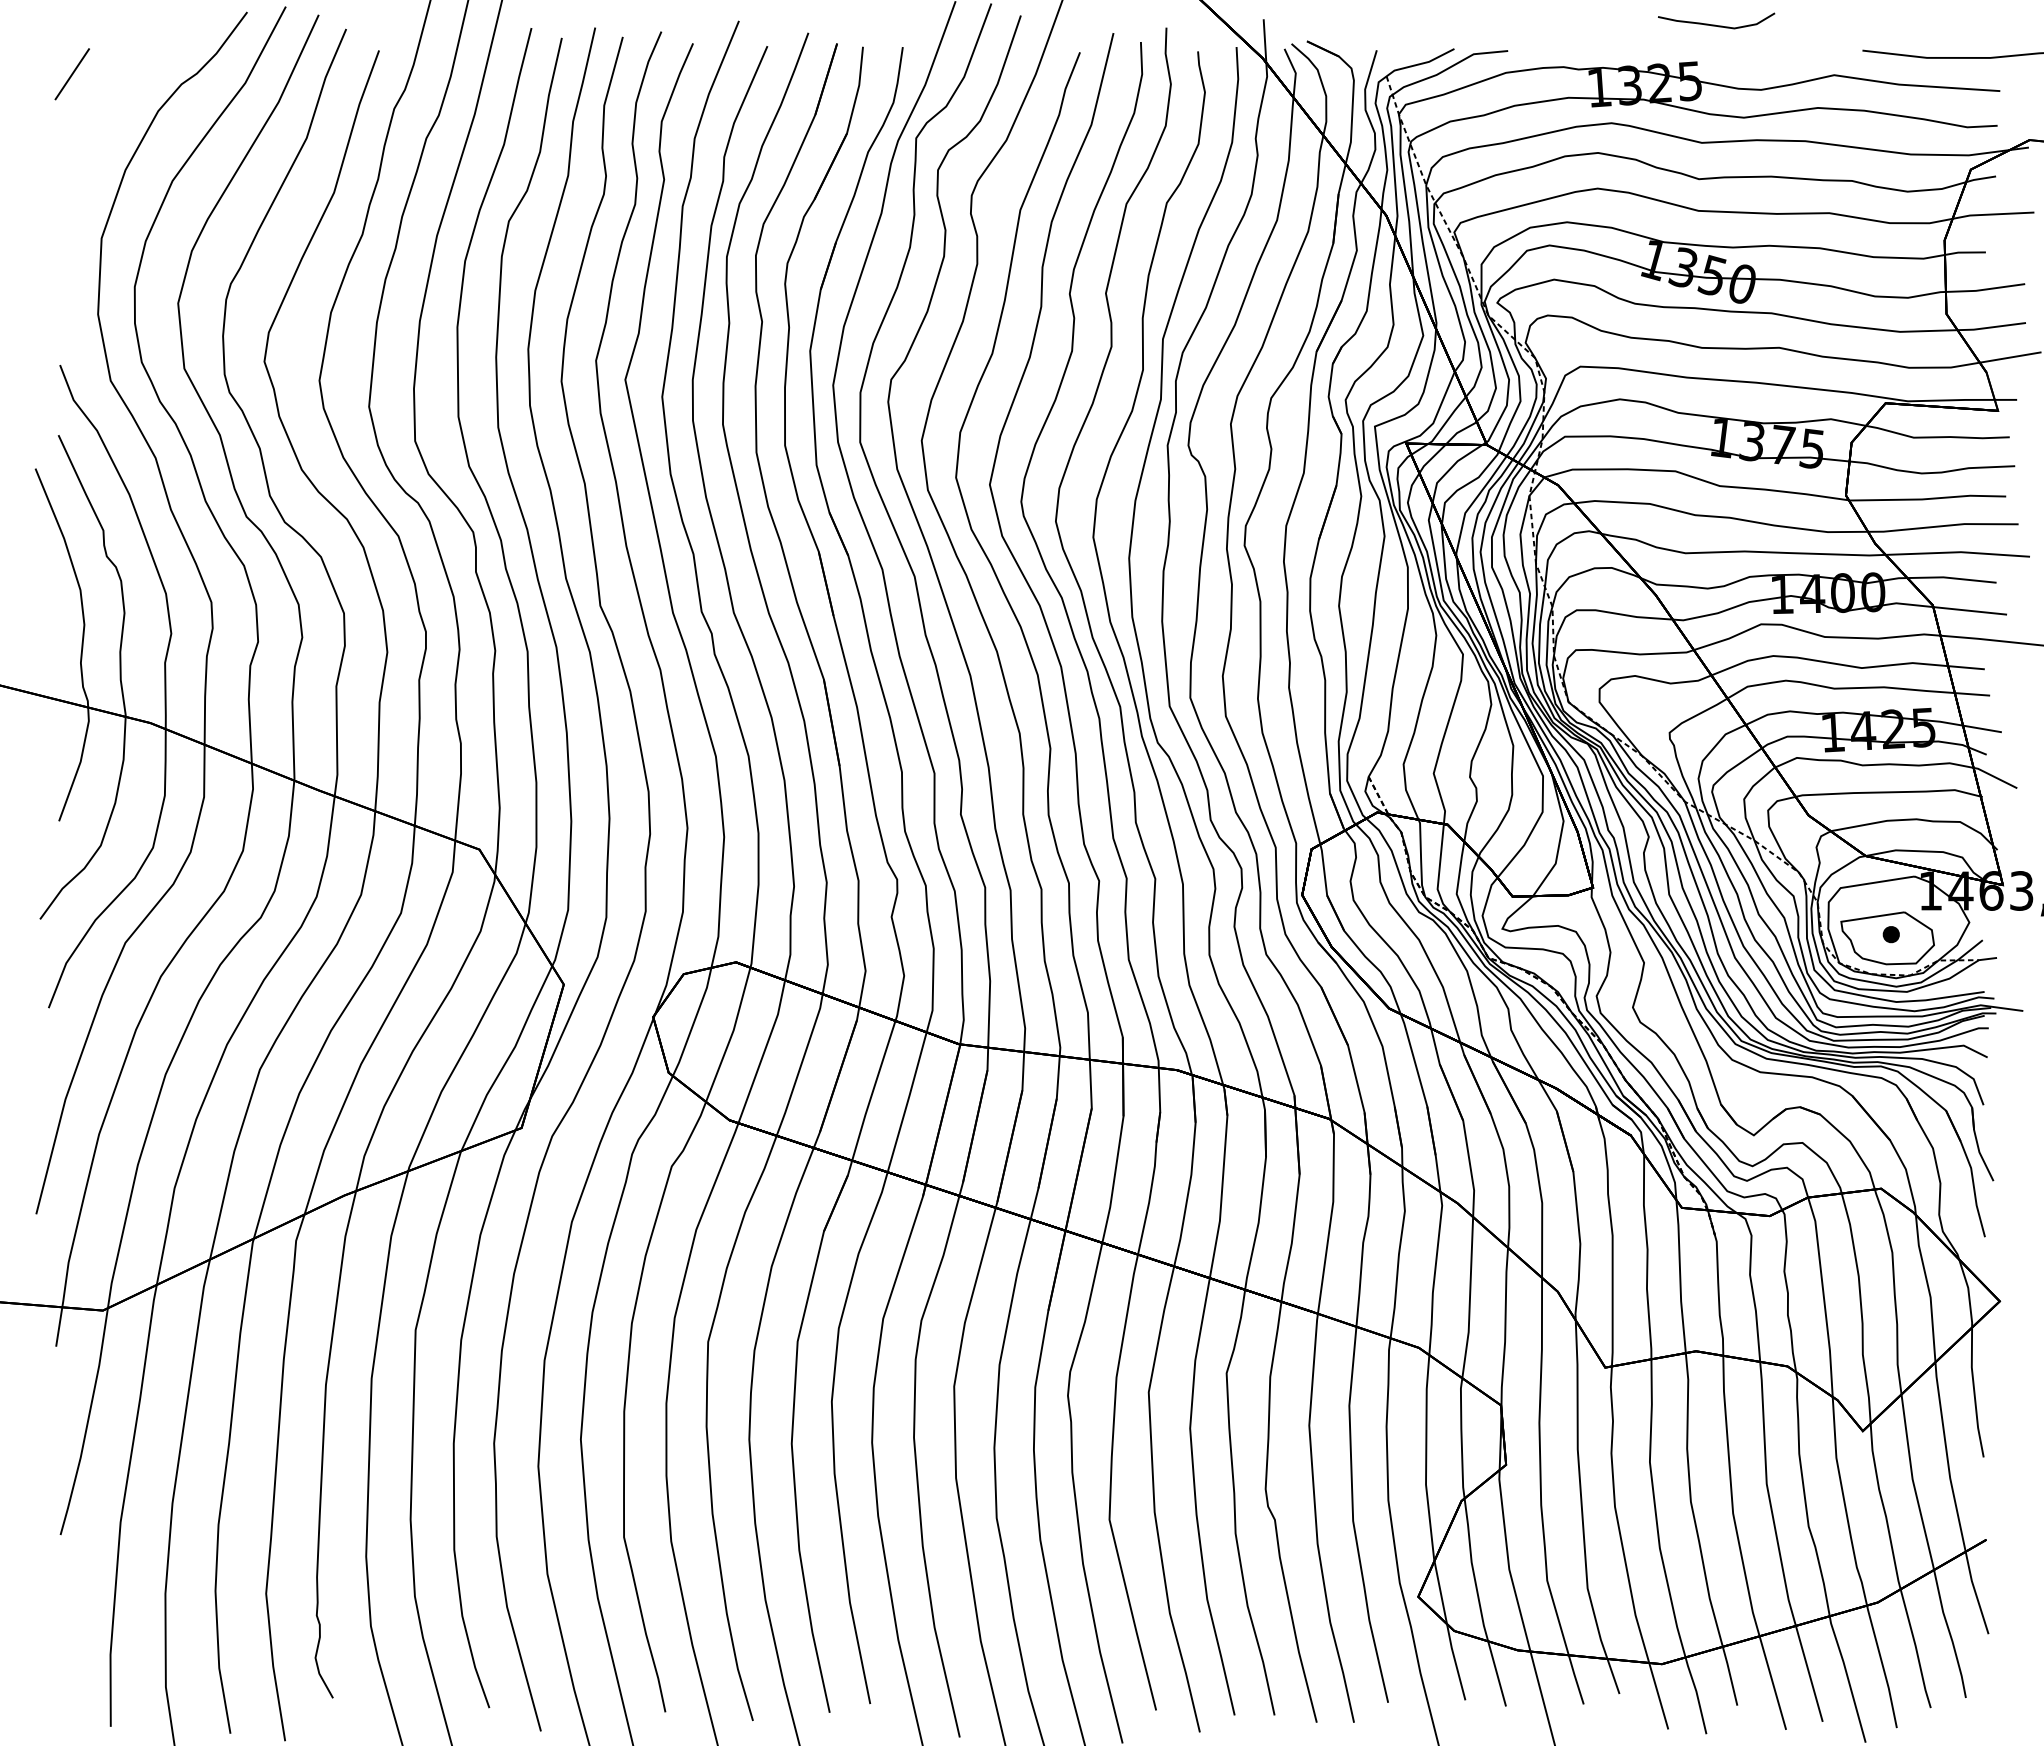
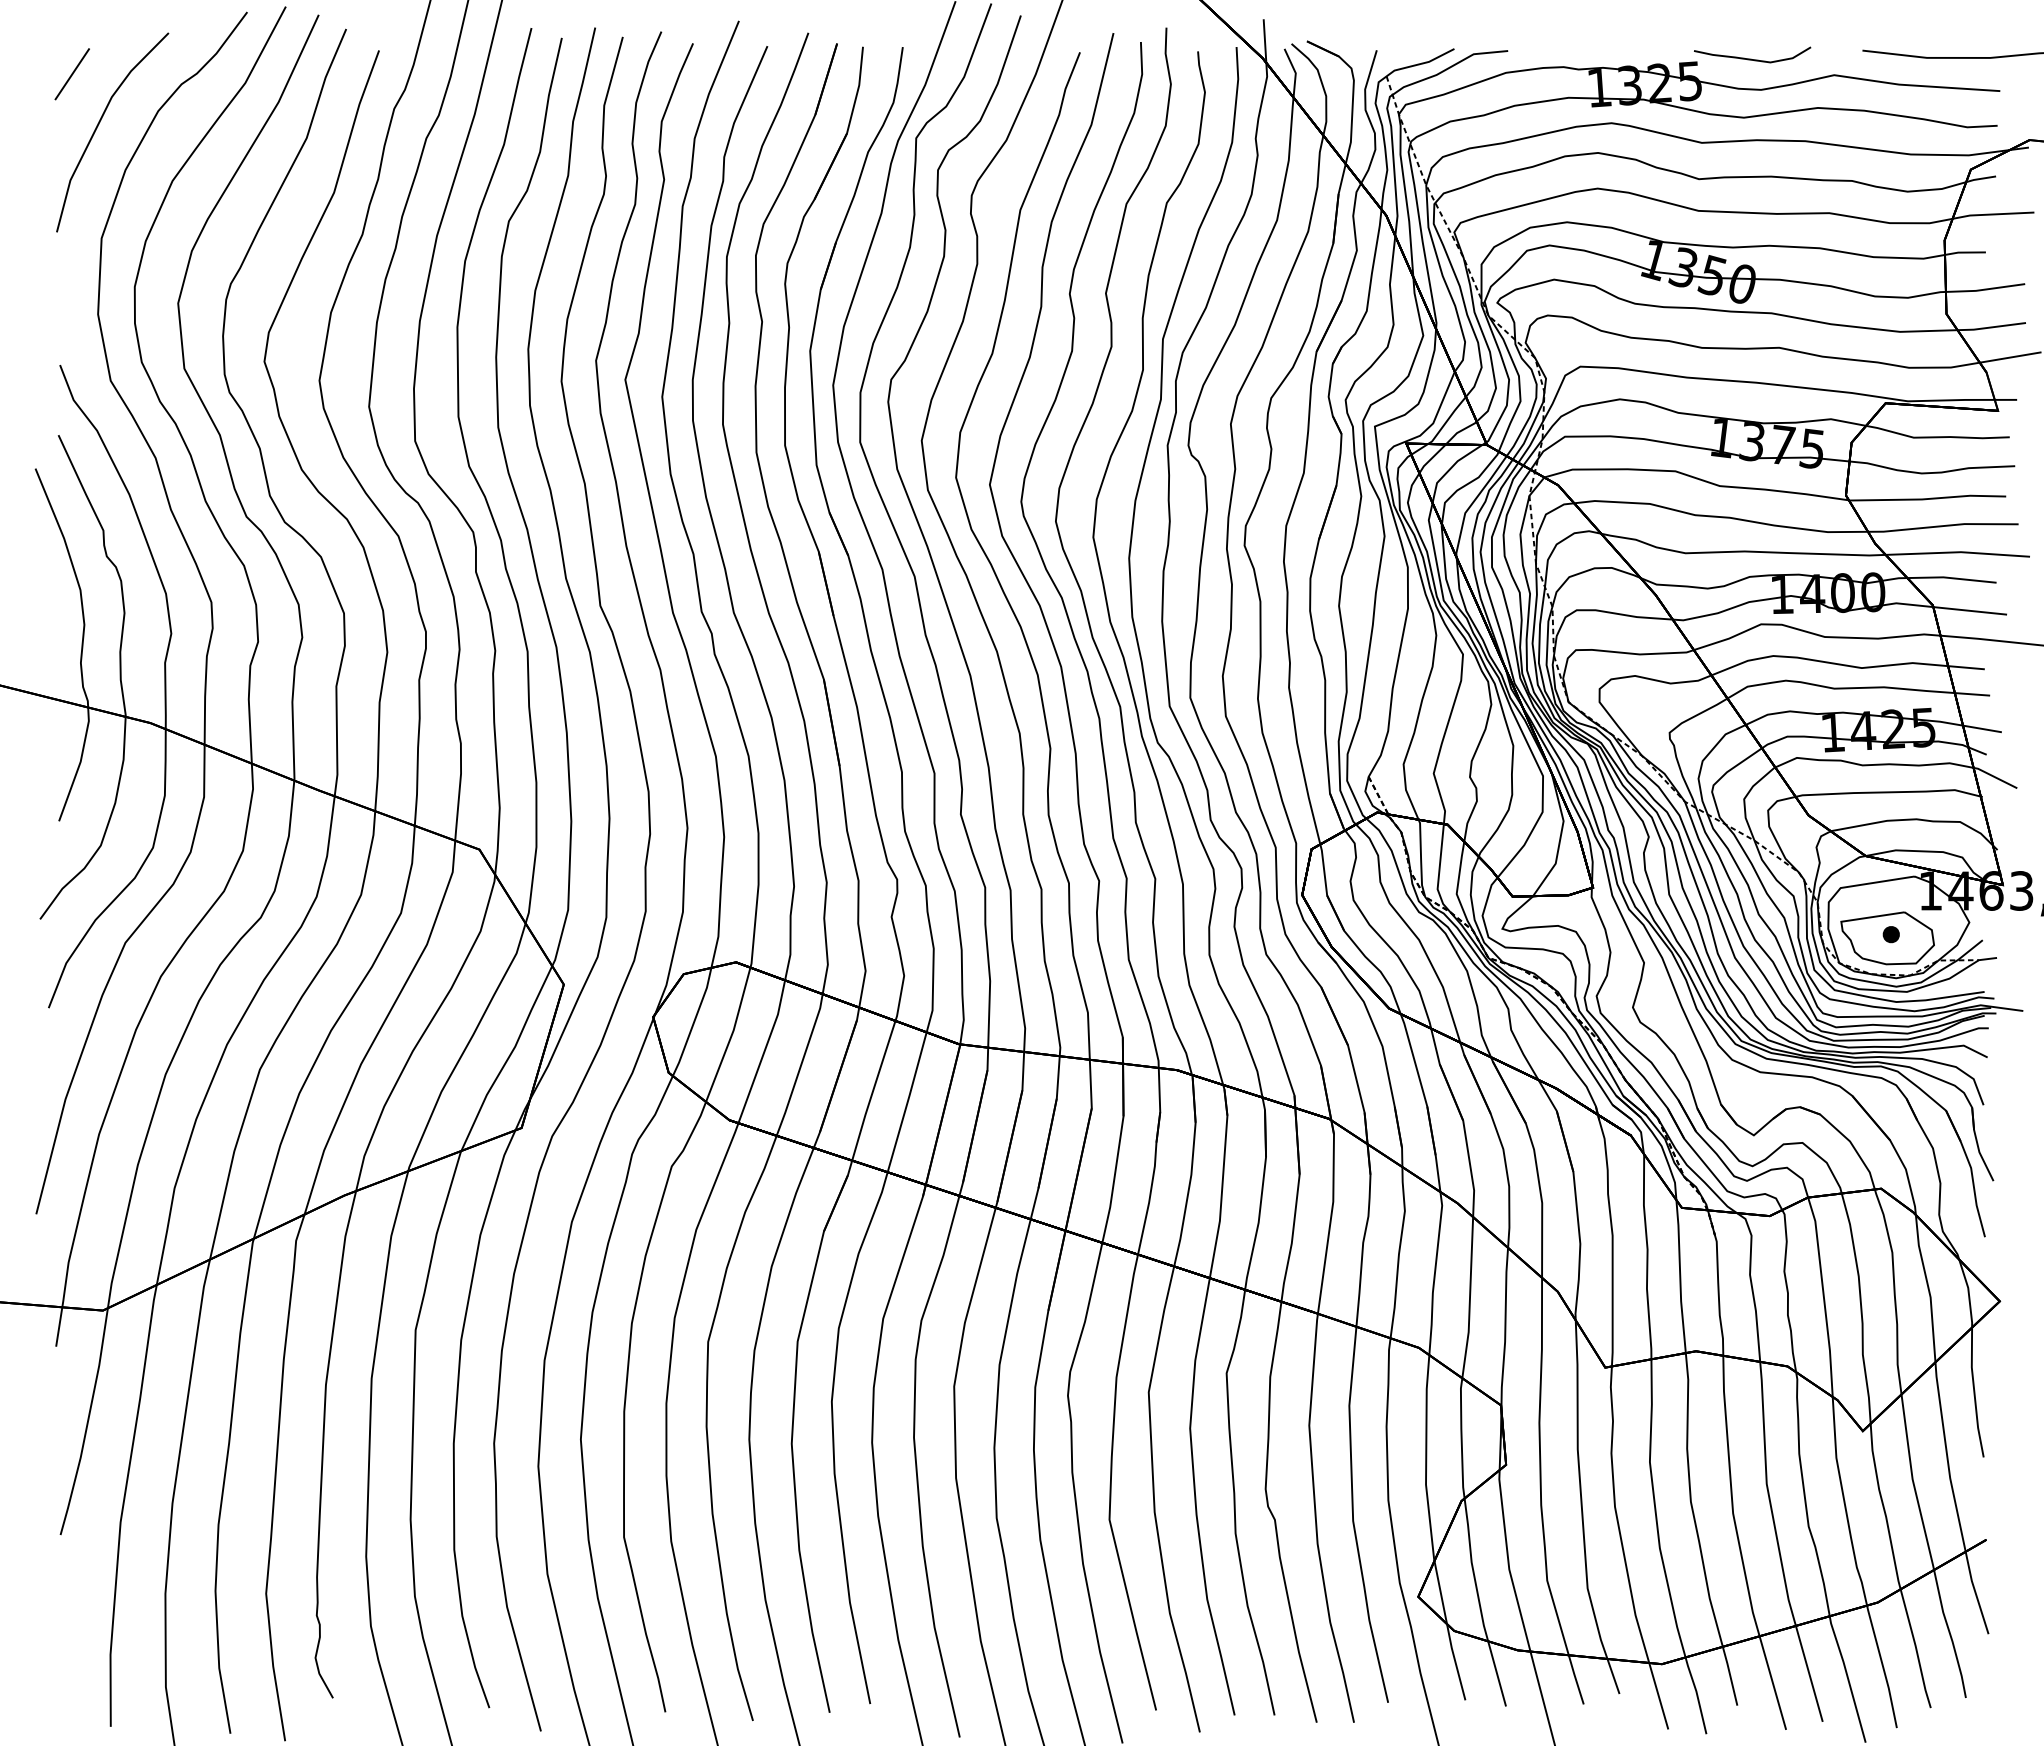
curve position: (1715, 24) -> (1751, 58) (1751, 58)
line: none -> present (98, 126)
